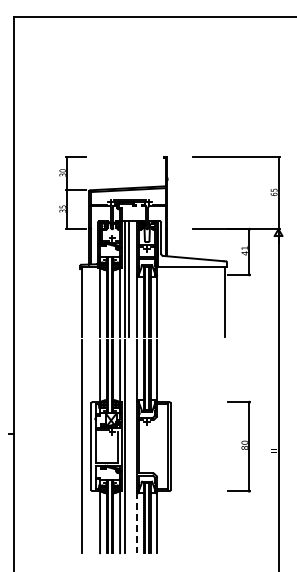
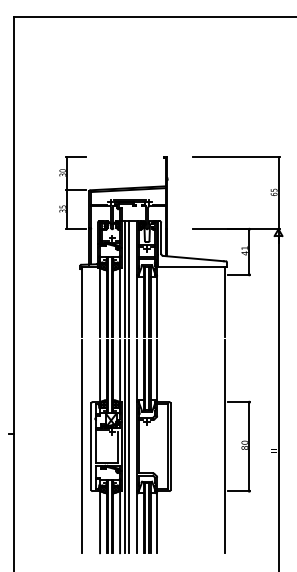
line: none -> present (128, 446)
line: none -> present (224, 446)
line: dashed -> solid (137, 522)
